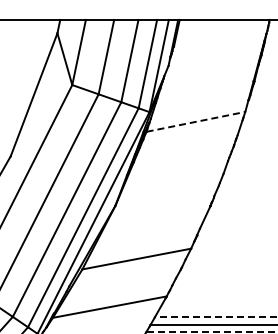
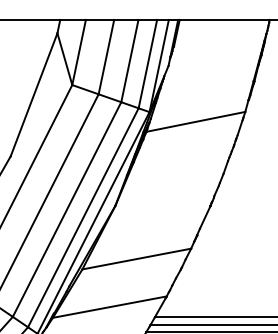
line: dashed -> solid (196, 121)
line: dashed -> solid (215, 317)
line: dashed -> solid (211, 332)
